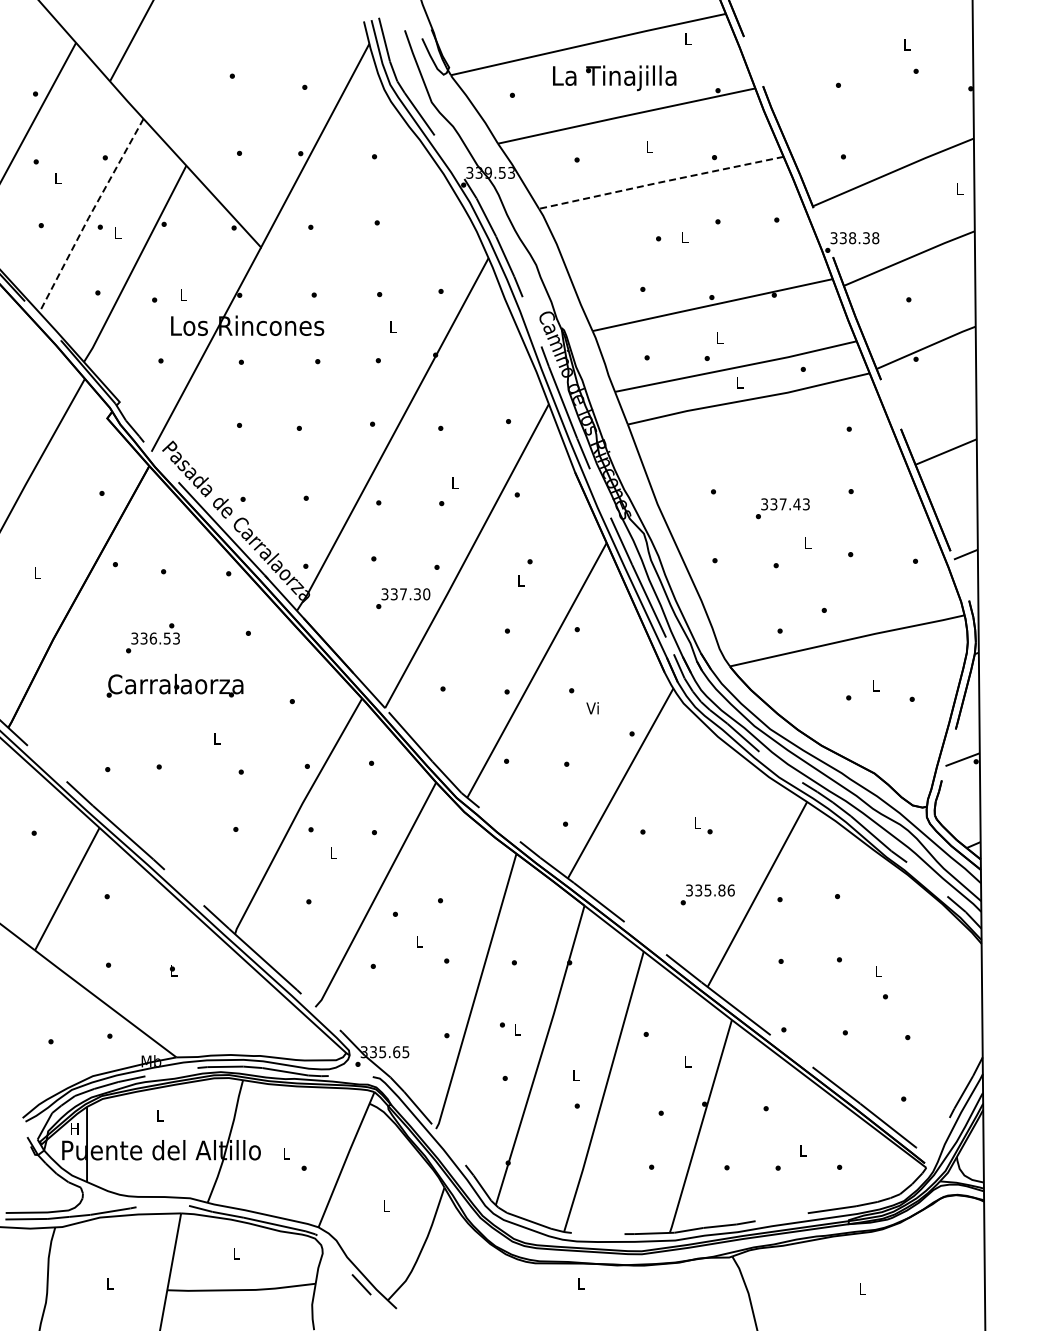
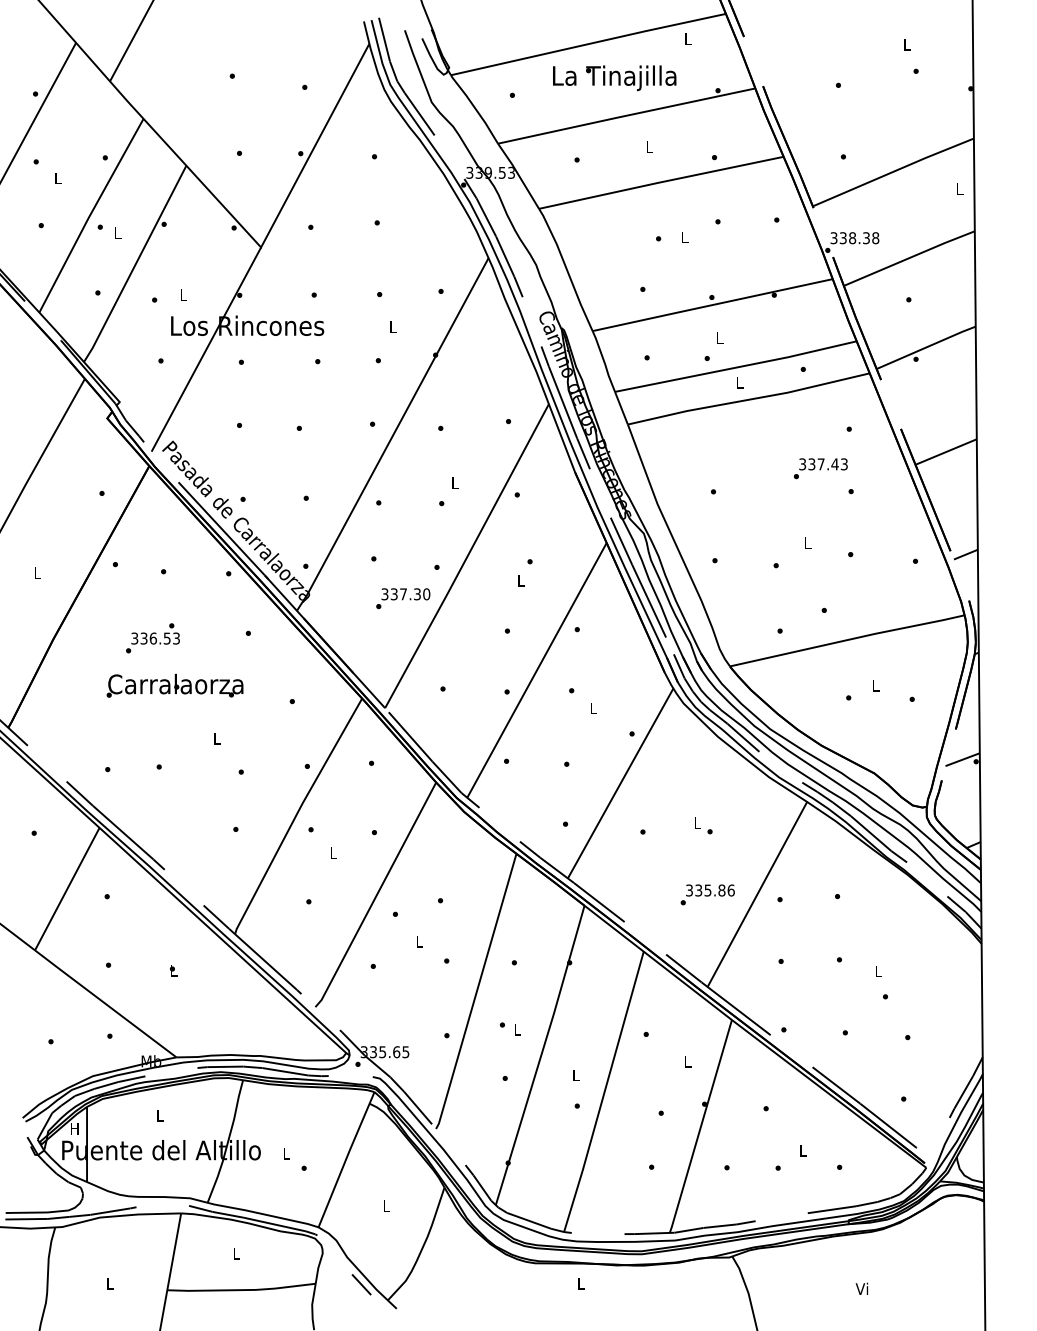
line: dashed -> solid (660, 182)
line: dashed -> solid (90, 215)
text position: (782, 508) -> (820, 468) (820, 468)
text: Vi -> L (592, 708)
text: L -> Vi (861, 1288)
